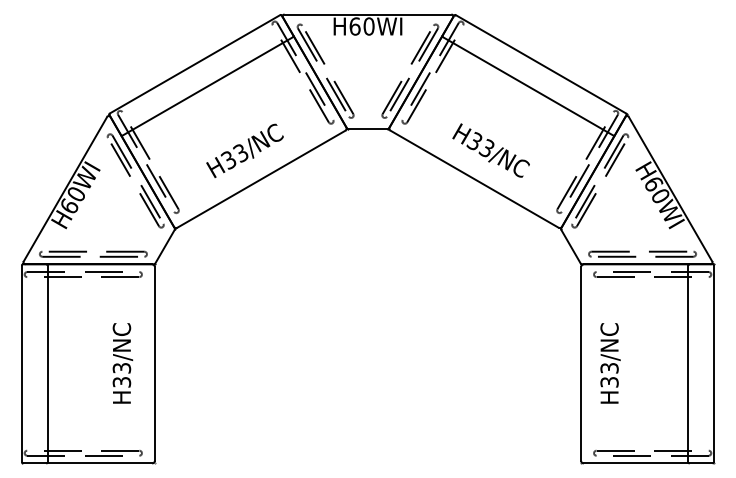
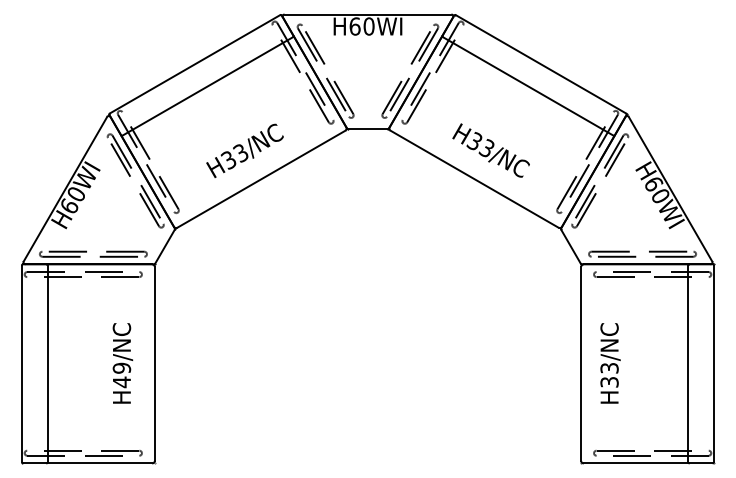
text: H33/NC -> H49/NC (121, 375)
